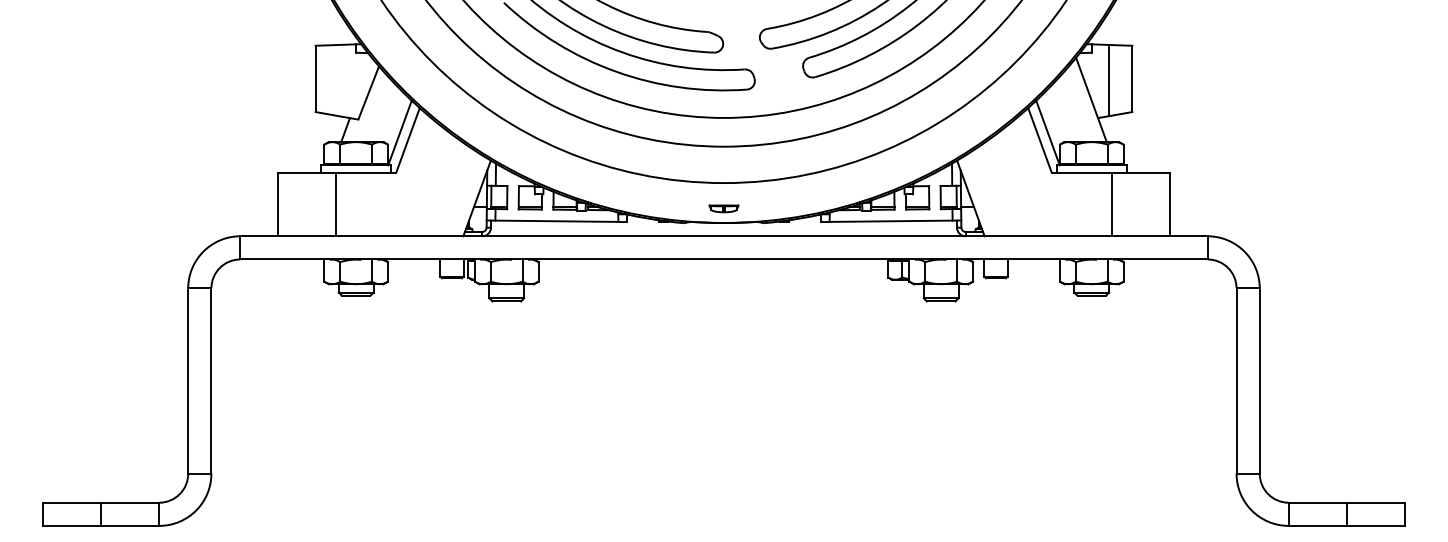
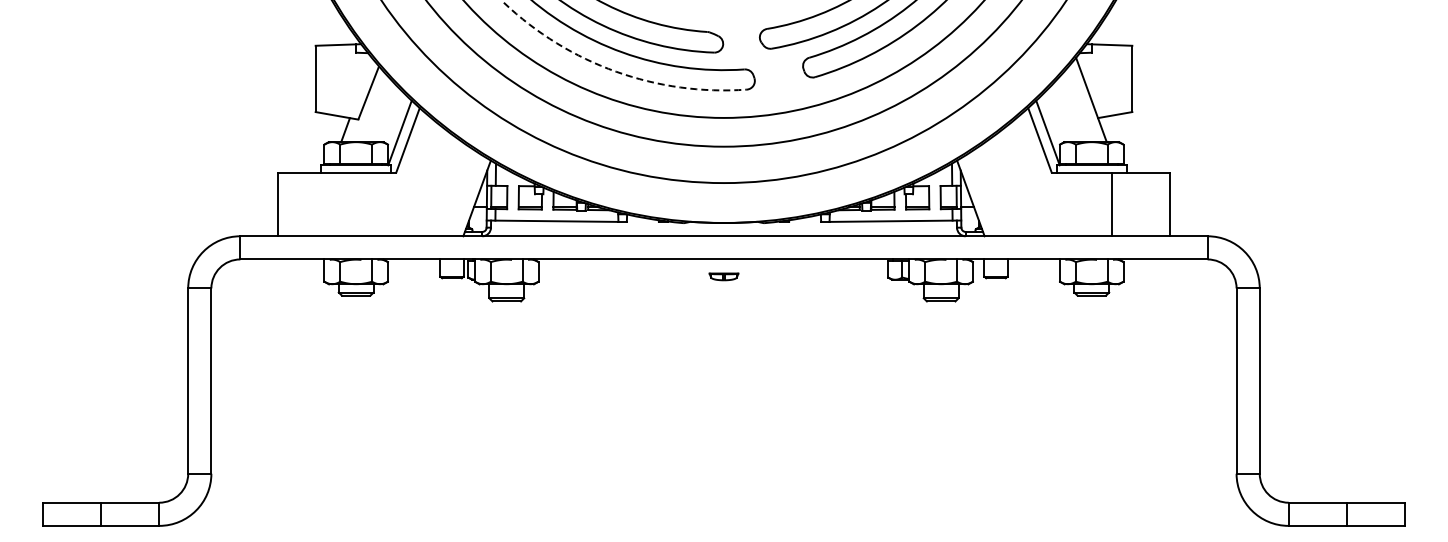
arc: solid -> dashed (616, 71)
line: present -> none (1109, 80)
line: present -> none (335, 204)
part position: (723, 208) -> (723, 276) (723, 276)
